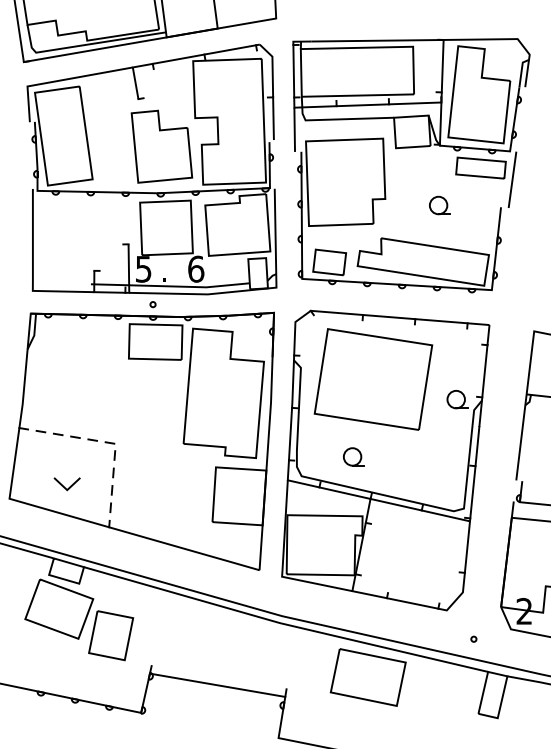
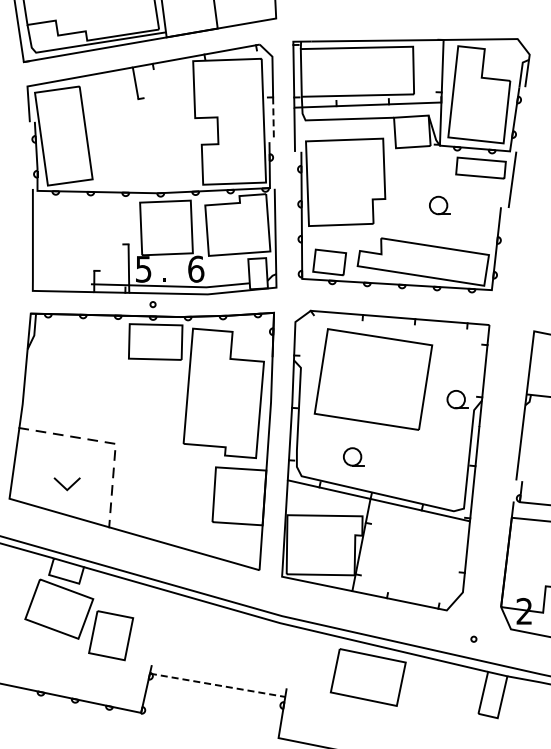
line: solid -> dashed (273, 118)
part: present -> none (161, 146)
line: solid -> dashed (217, 685)
